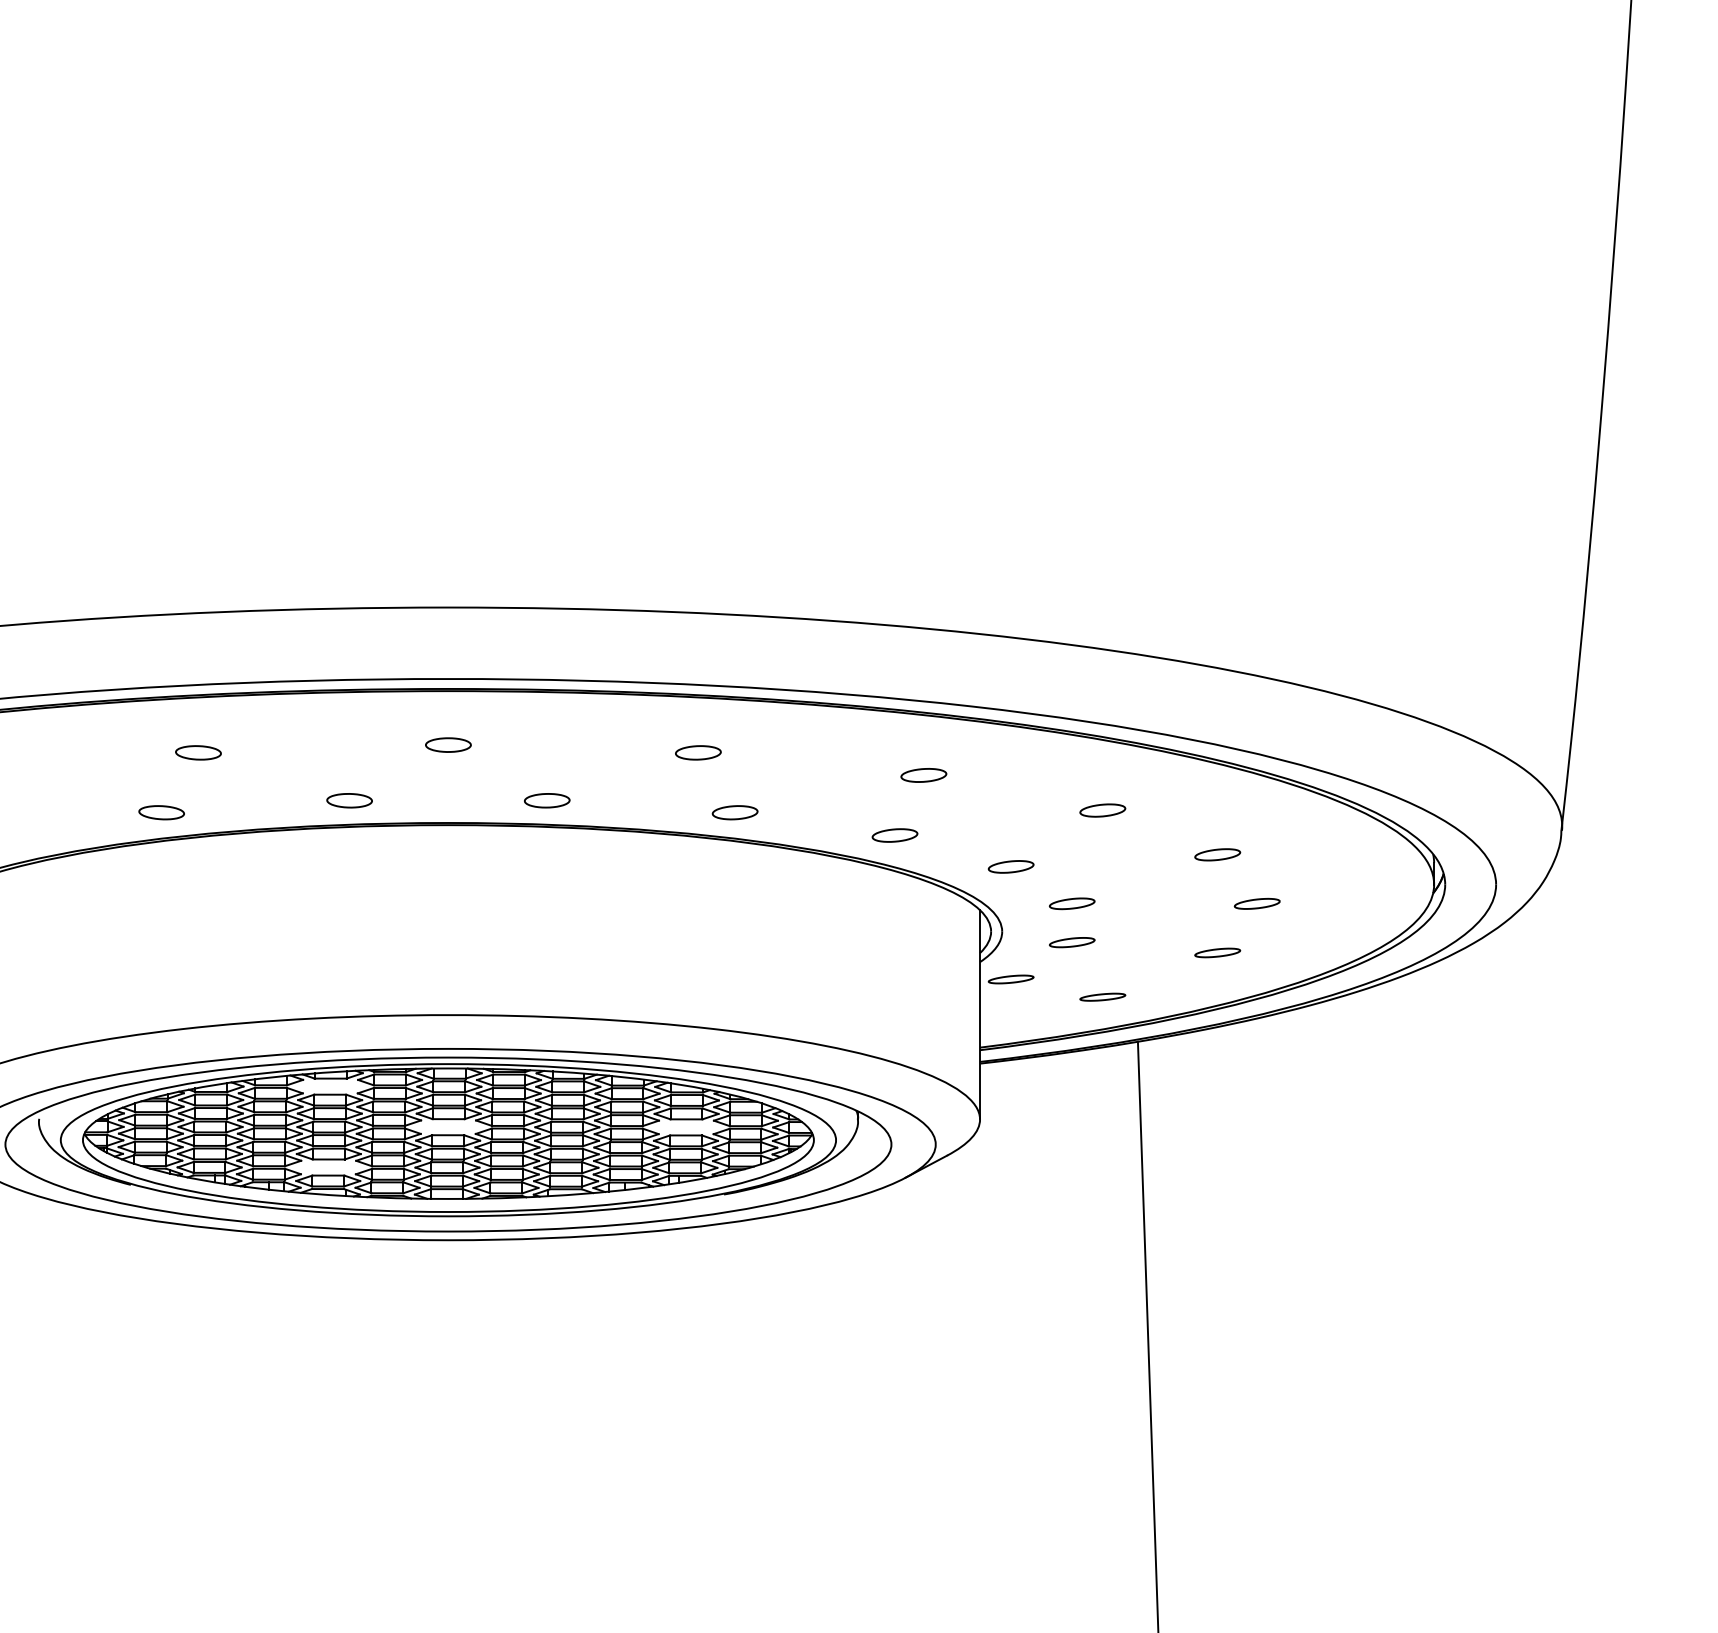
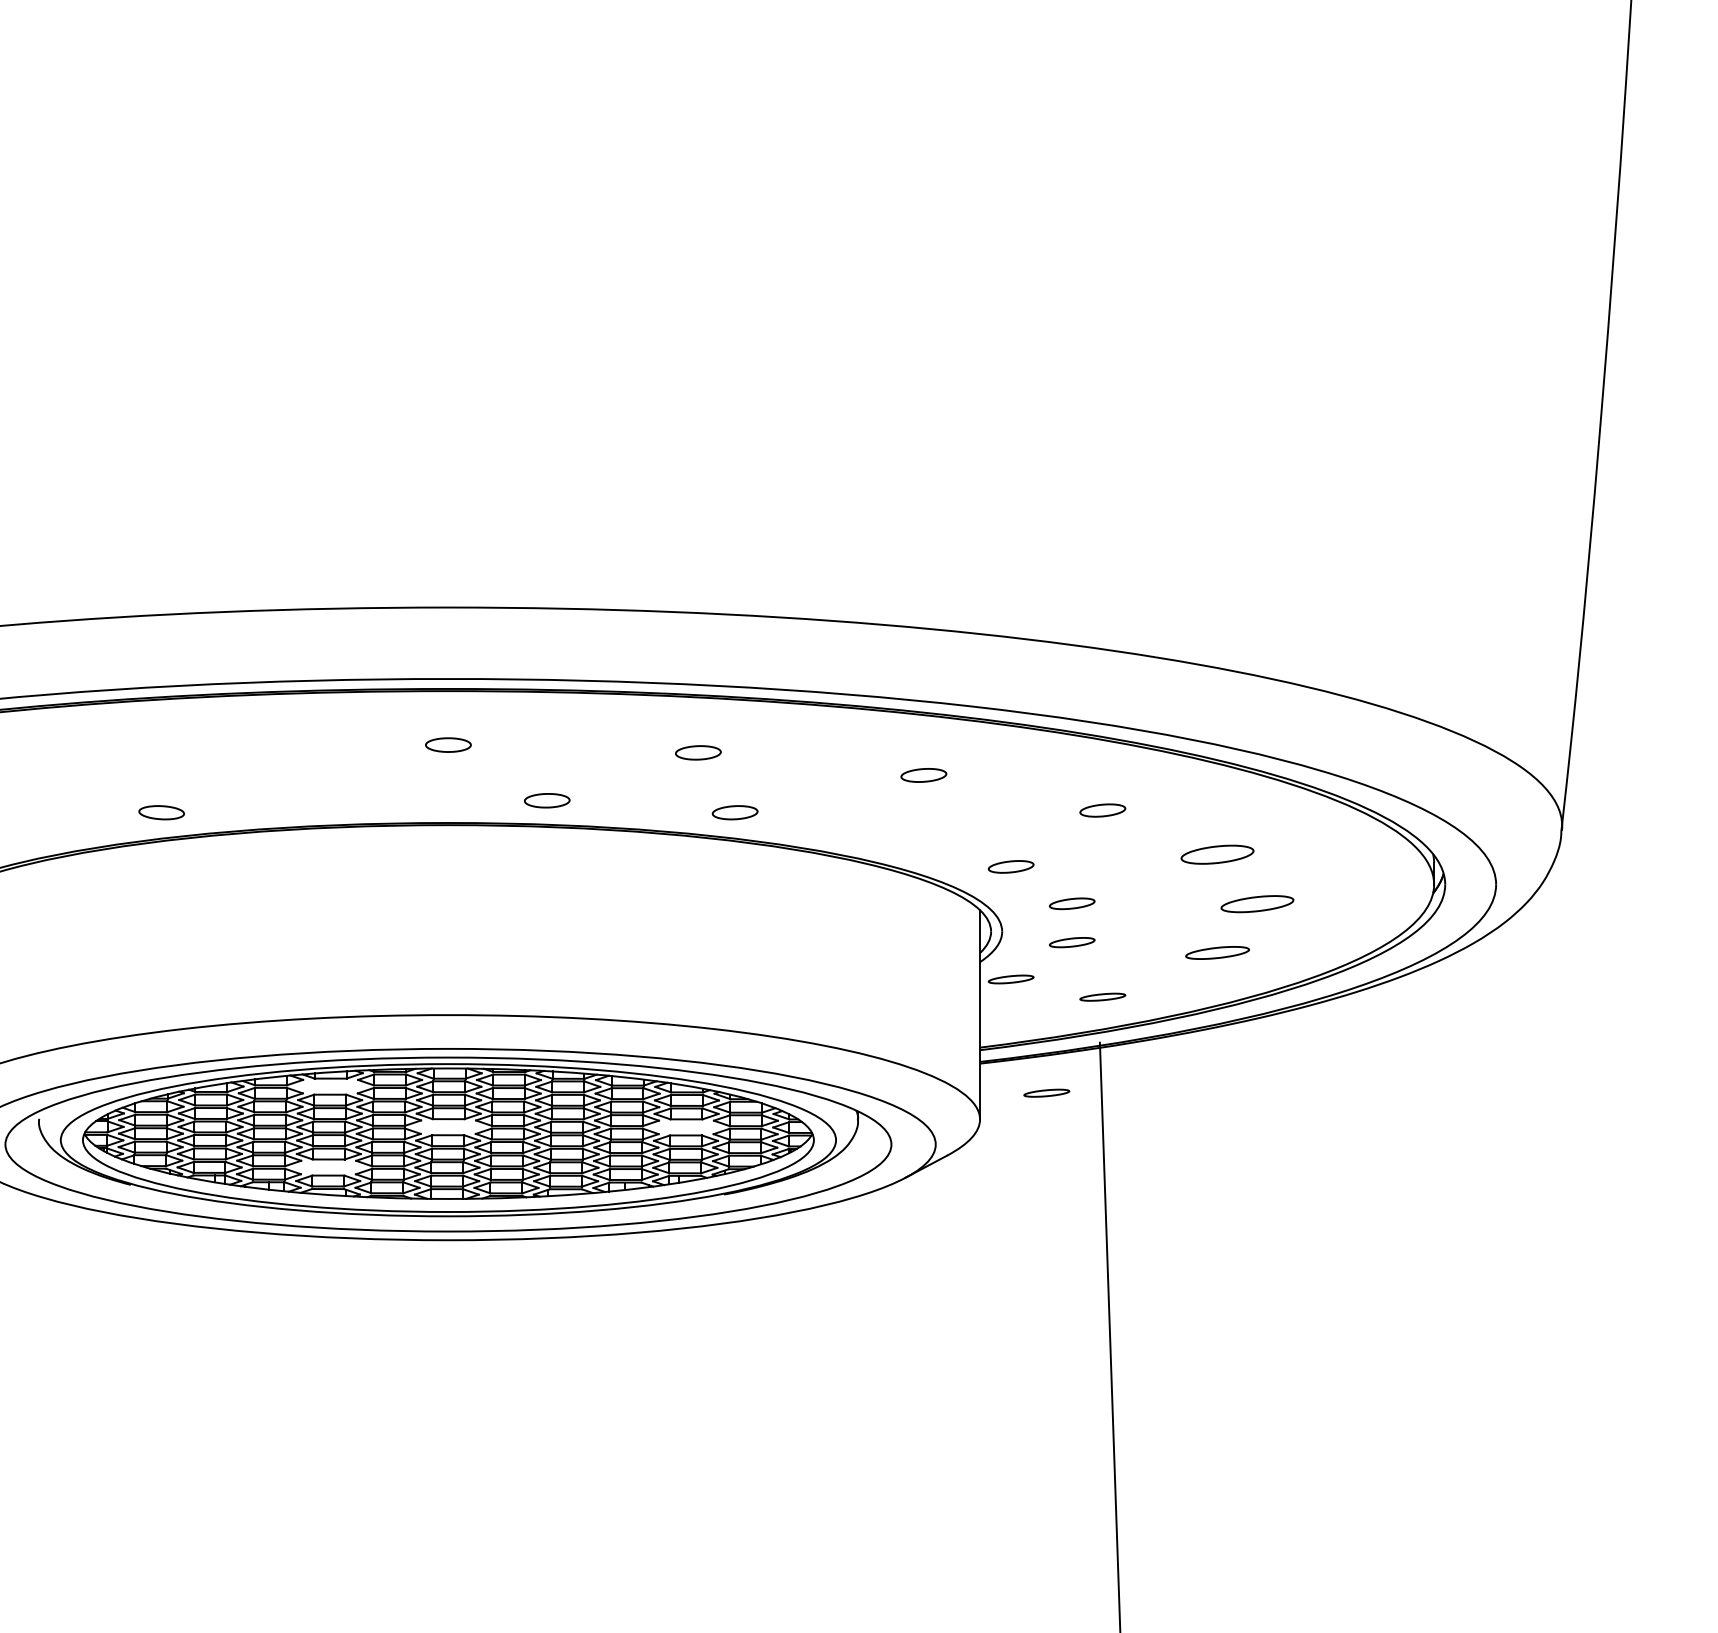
part: present -> none (198, 752)
part: present -> none (349, 800)
part: present -> none (894, 835)
part size: 48x14 px -> 75x21 px (1217, 854)
part size: 48x13 px -> 75x19 px (1257, 904)
part size: 48x12 px -> 65x14 px (1217, 952)
part: none -> present (1046, 1092)
line position: (1147, 1335) -> (1109, 1335) (1109, 1335)
